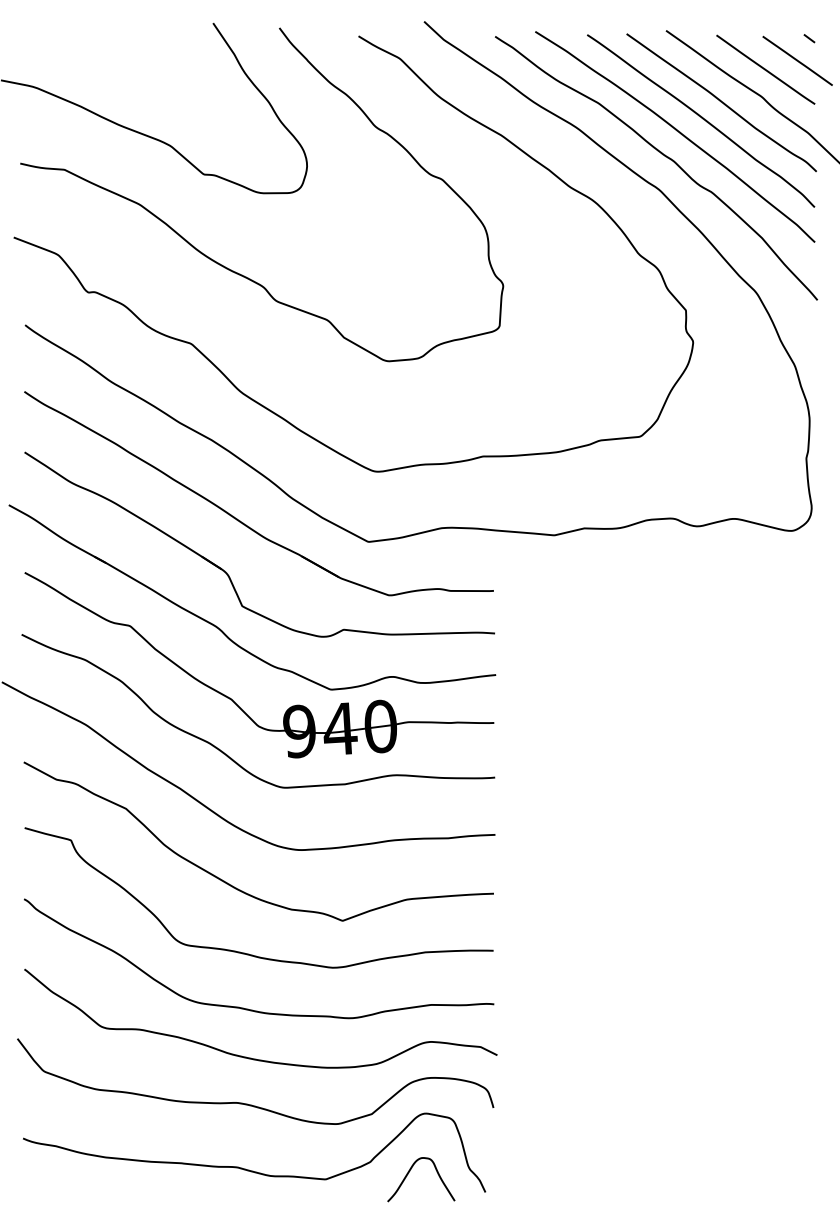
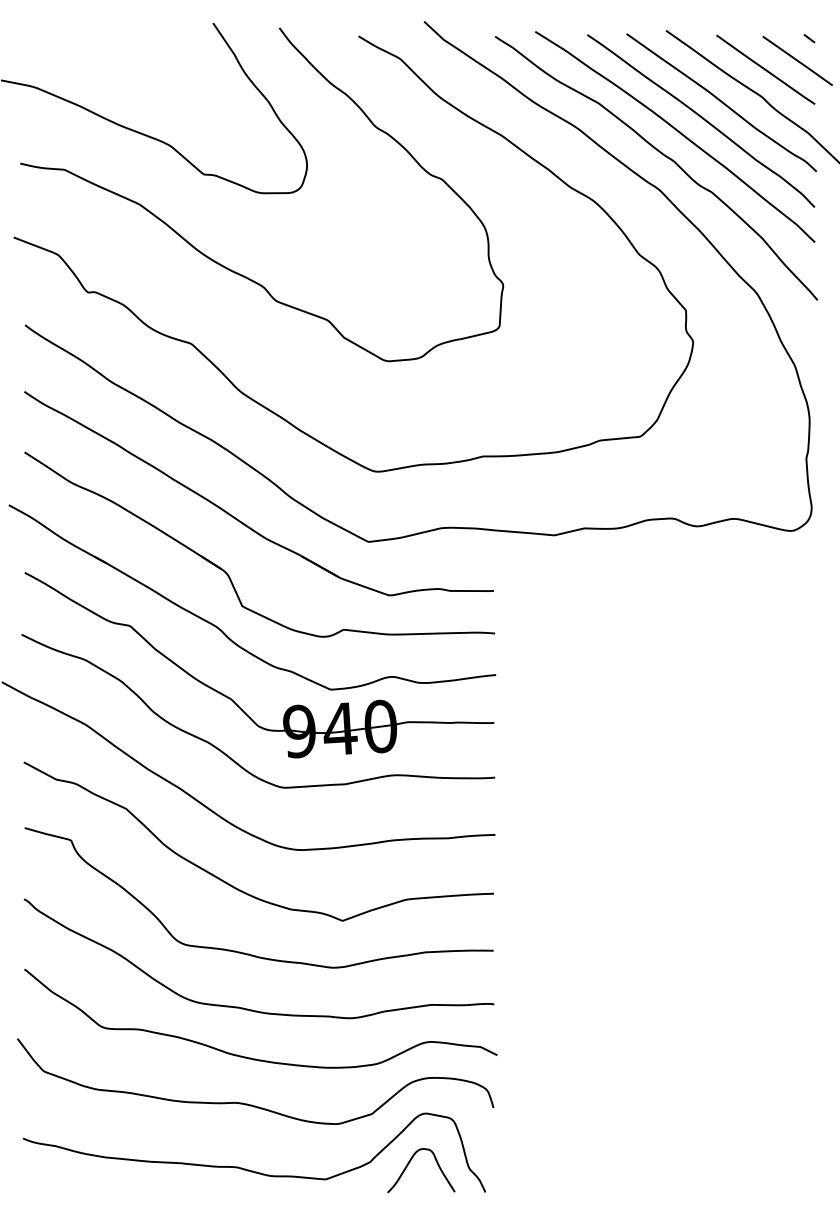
curve position: (410, 1171) -> (410, 1162) (410, 1162)
